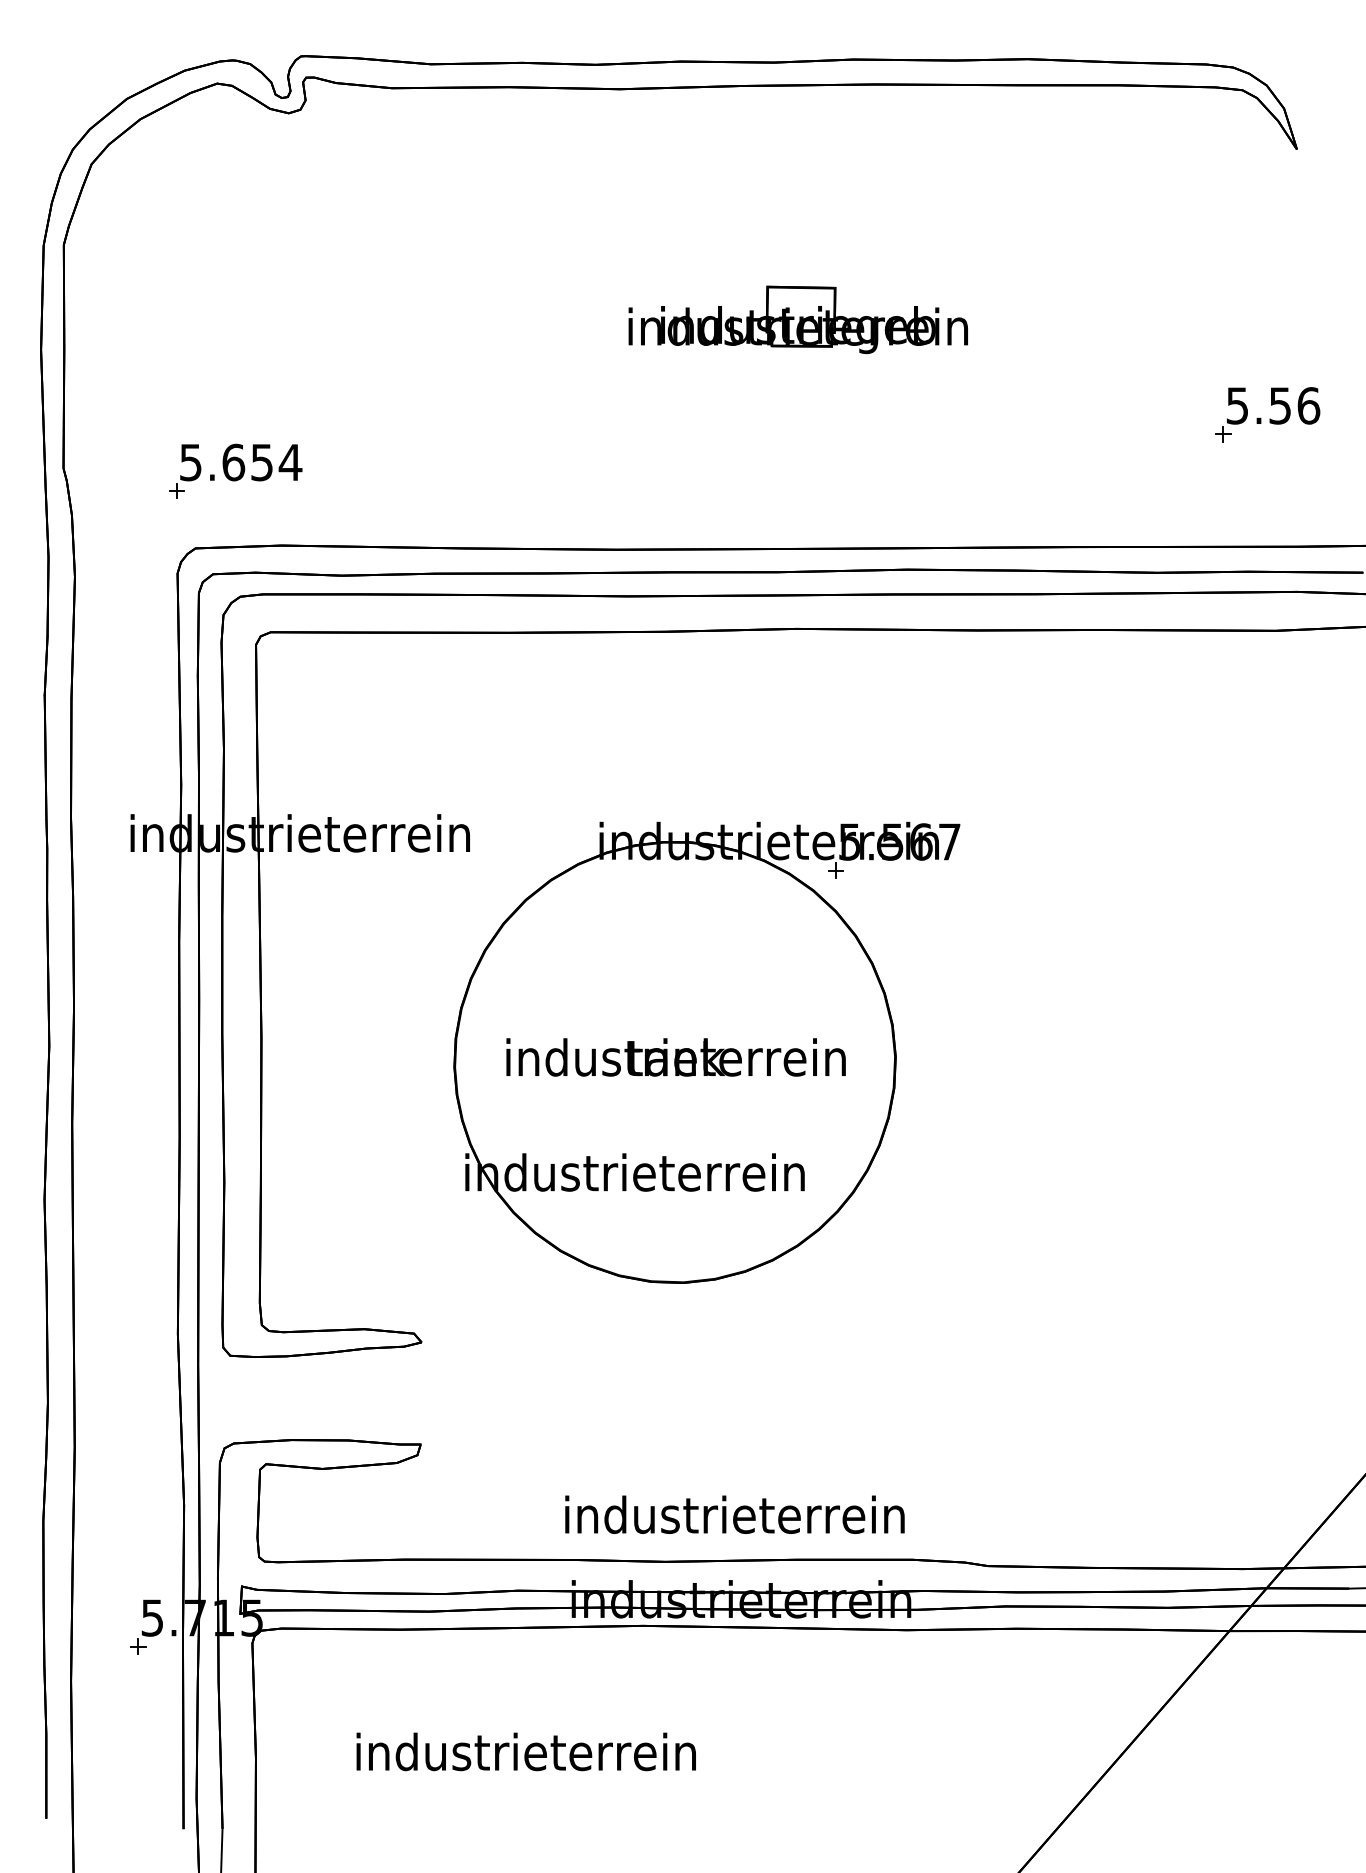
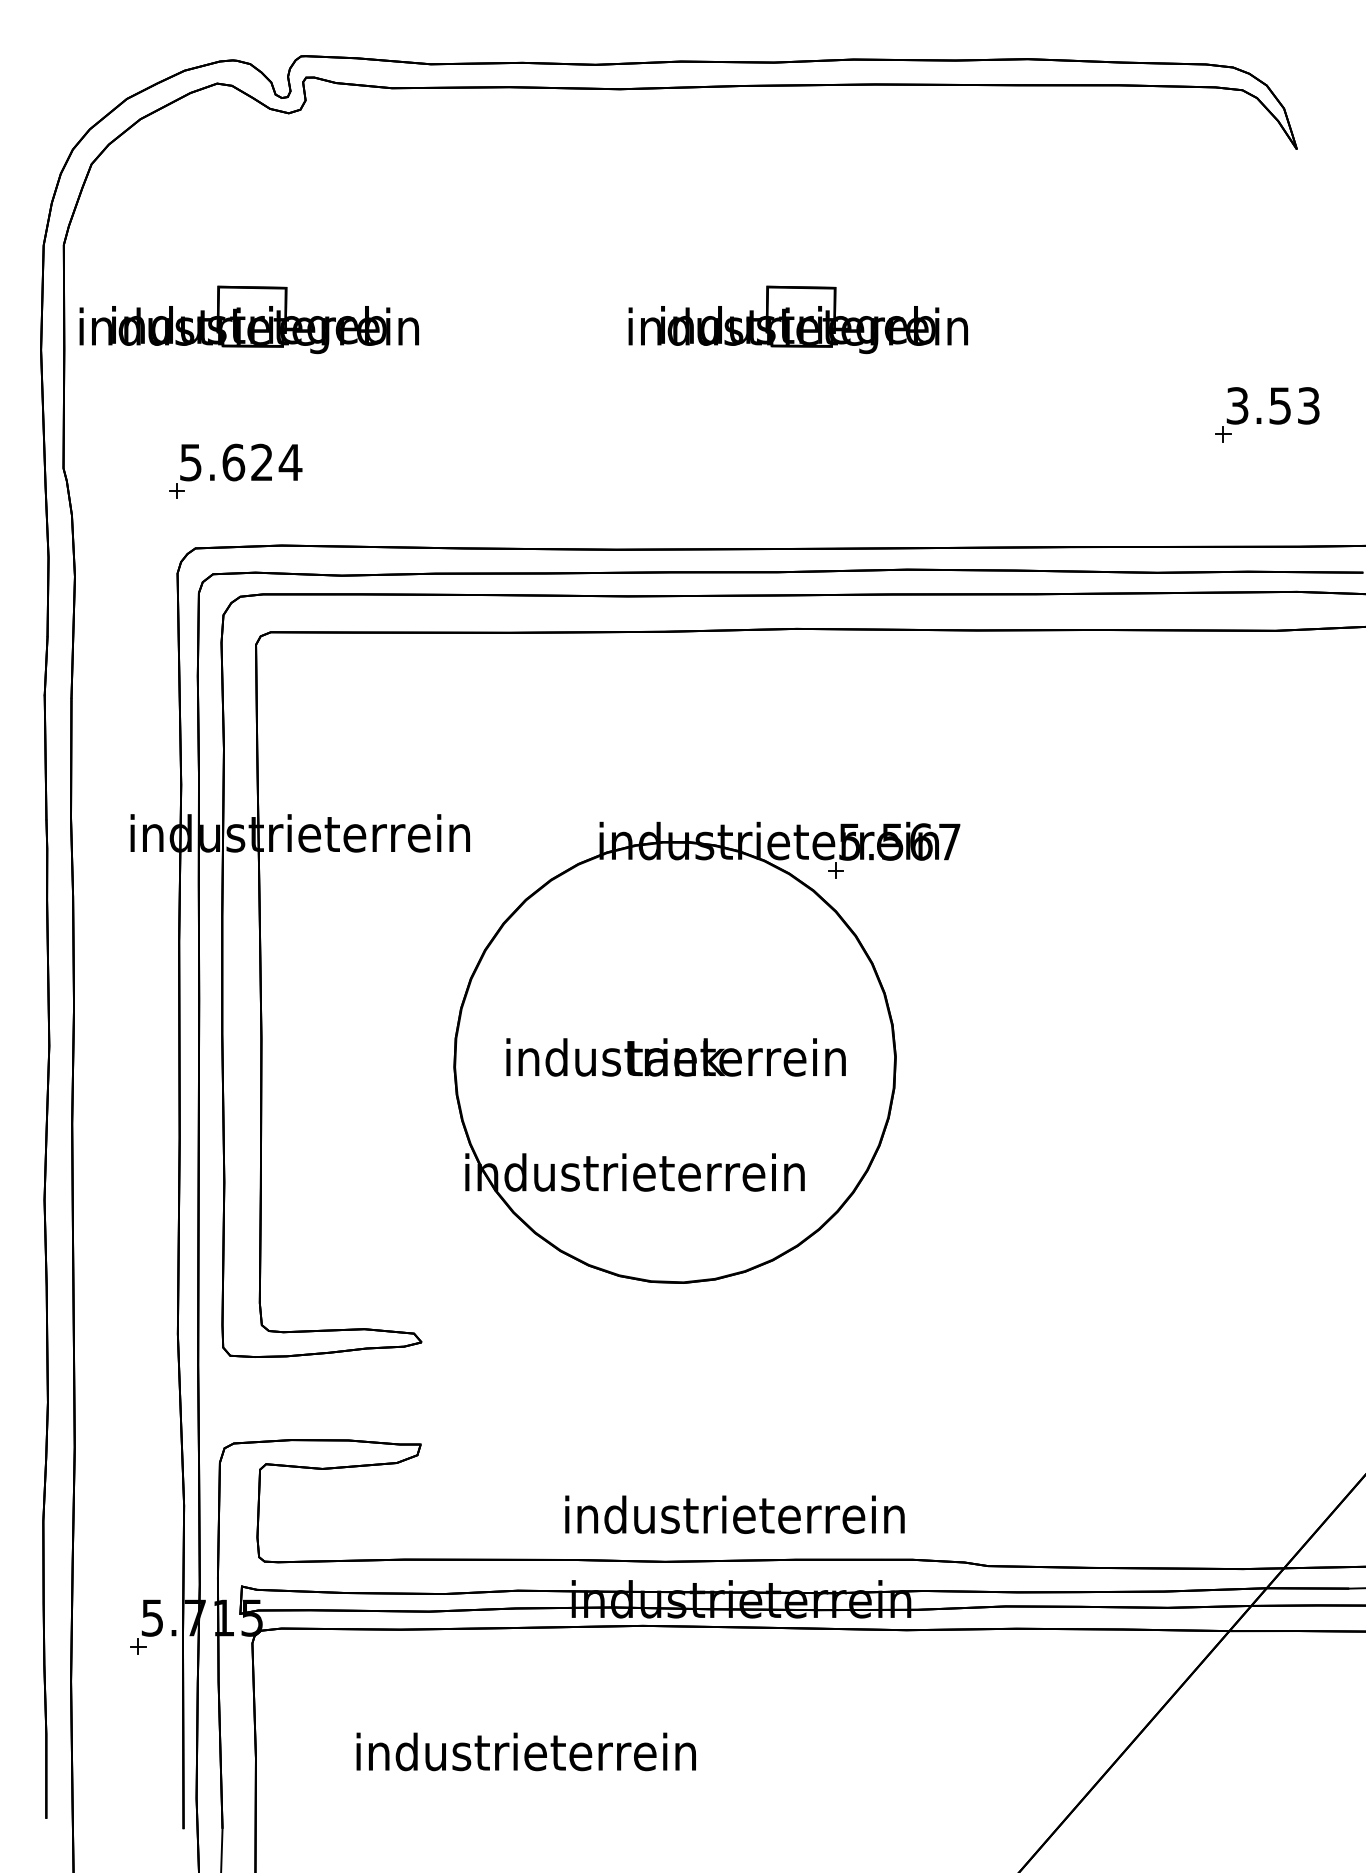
part: none -> present (248, 319)
text: 5.56 -> 3.53 (1273, 405)
text: 5.654 -> 5.624 (261, 462)
